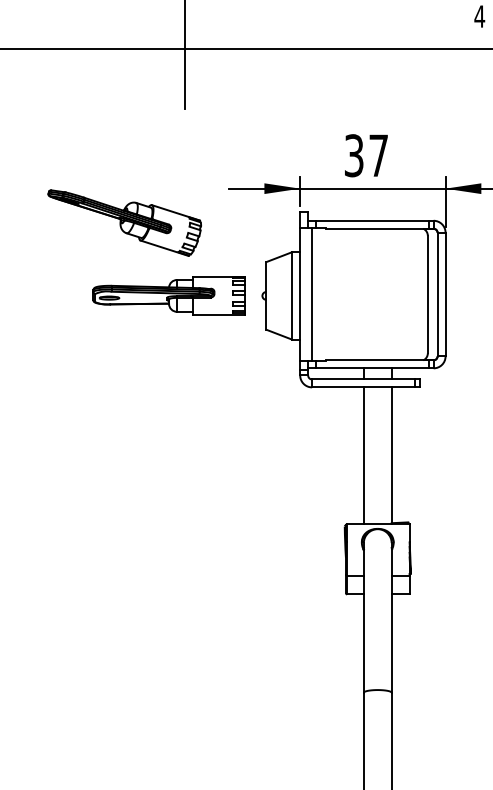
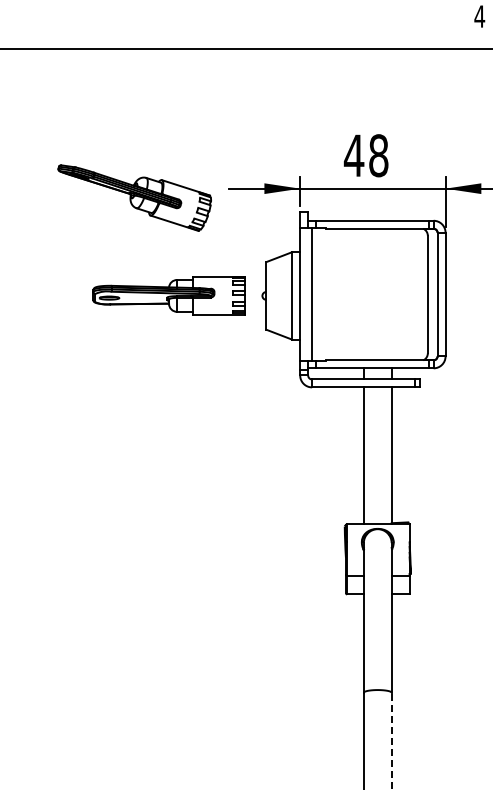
line: present -> none (184, 55)
text: 37 -> 48 (365, 155)
part position: (124, 222) -> (134, 197) (134, 197)
line: solid -> dashed (391, 740)
